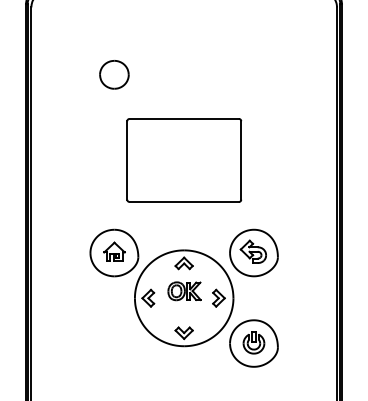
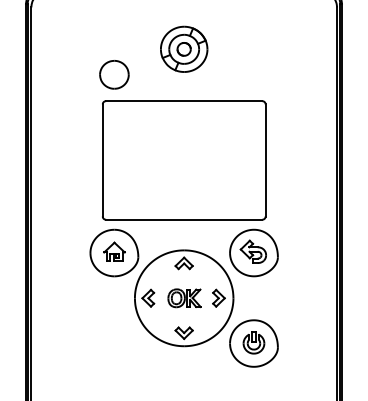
part: none -> present (184, 48)
part size: 117x85 px -> 165x121 px (184, 160)
part position: (184, 291) -> (184, 298) (184, 298)
